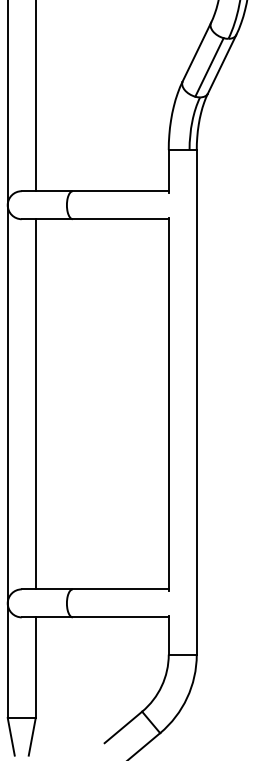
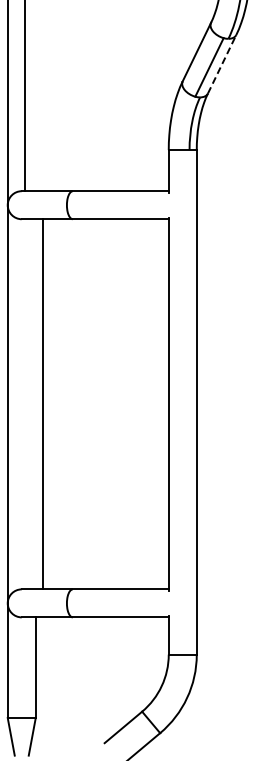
line: solid -> dashed (222, 64)
line position: (35, 96) -> (24, 96) (24, 96)
line position: (35, 404) -> (42, 404) (42, 404)
